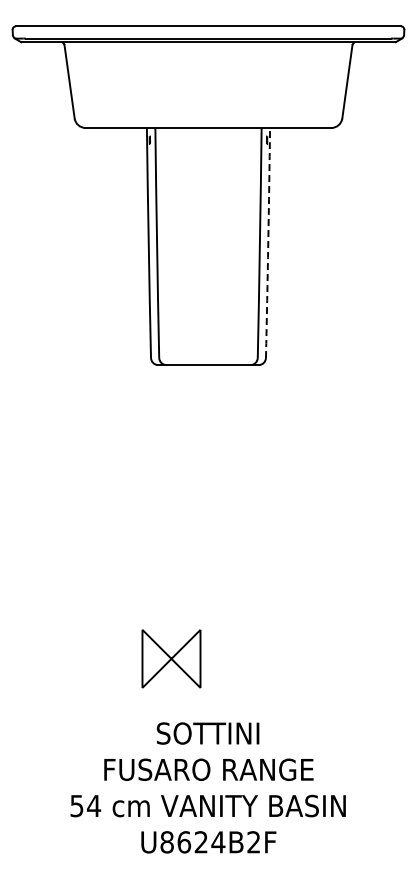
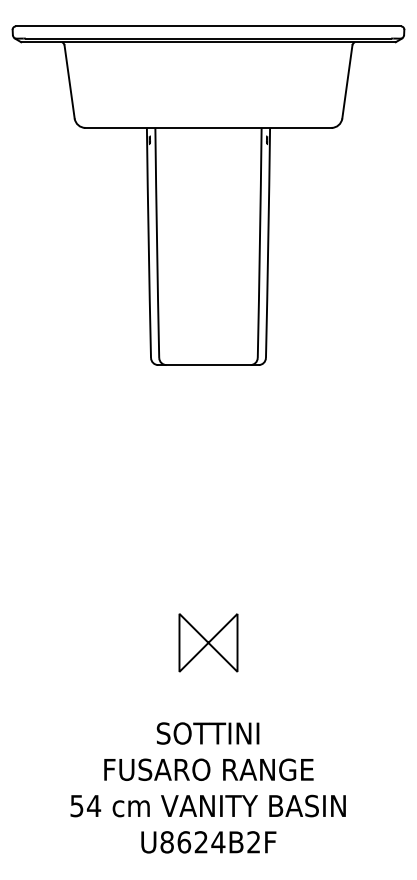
arc: dashed -> solid (268, 243)
part position: (171, 658) -> (208, 642) (208, 642)
